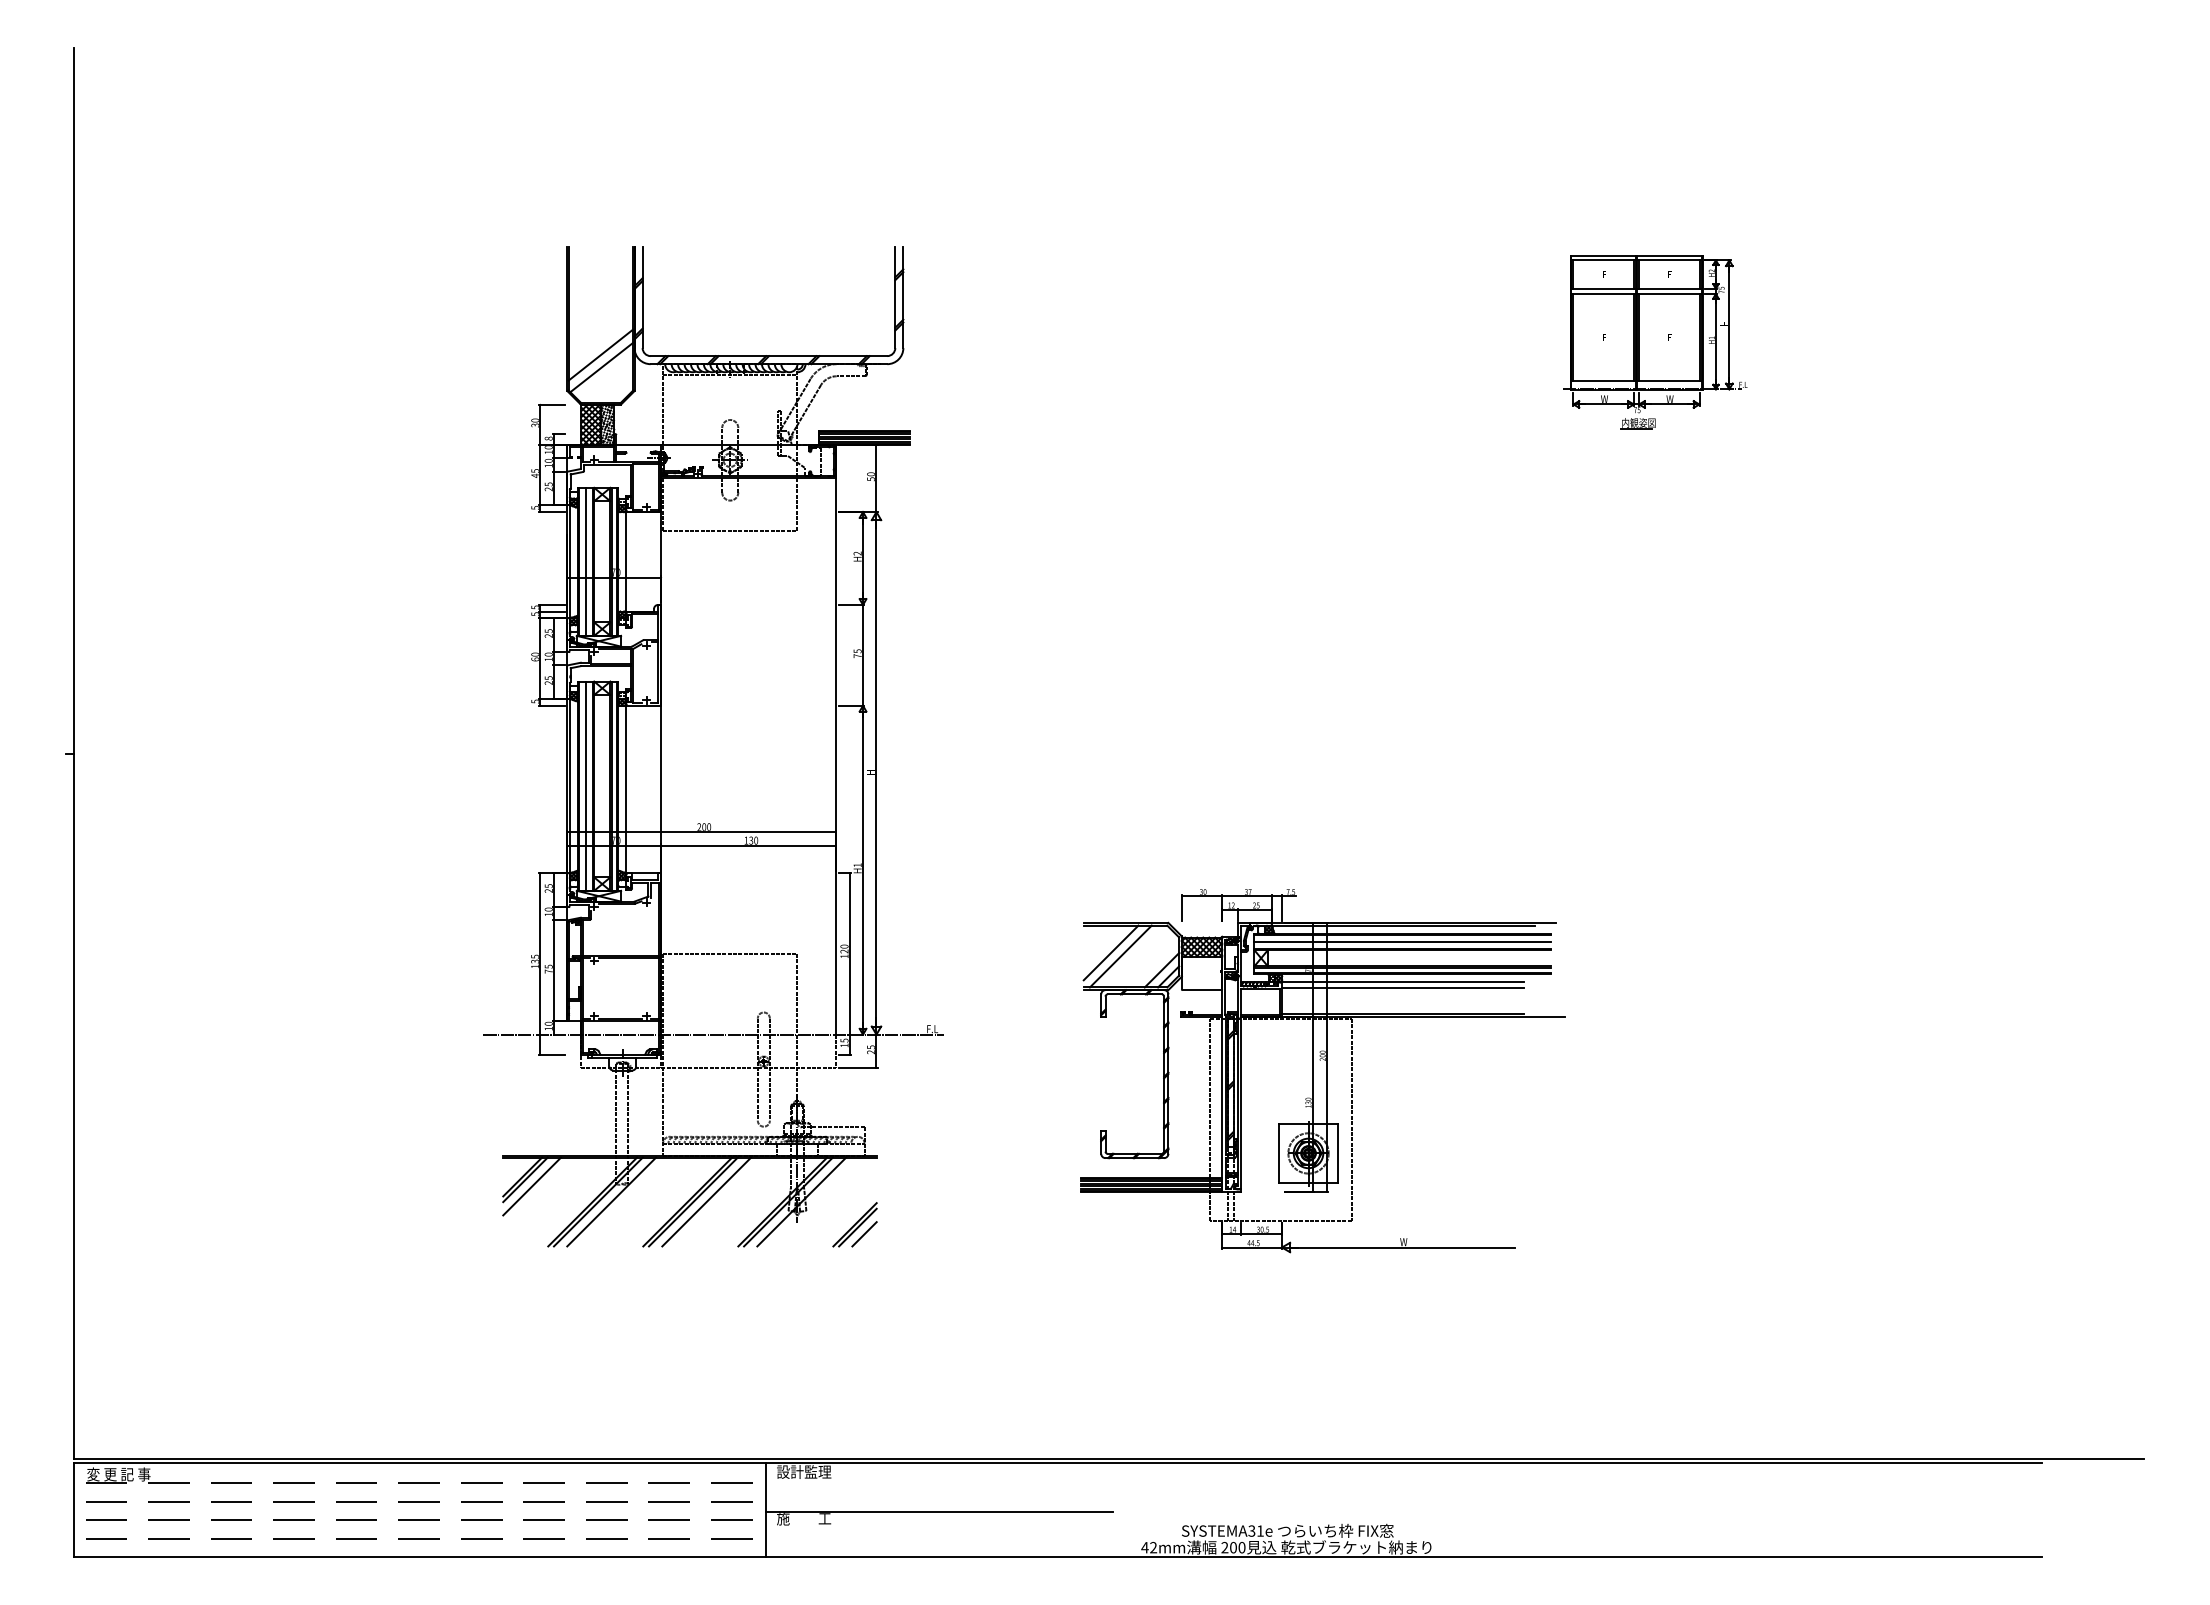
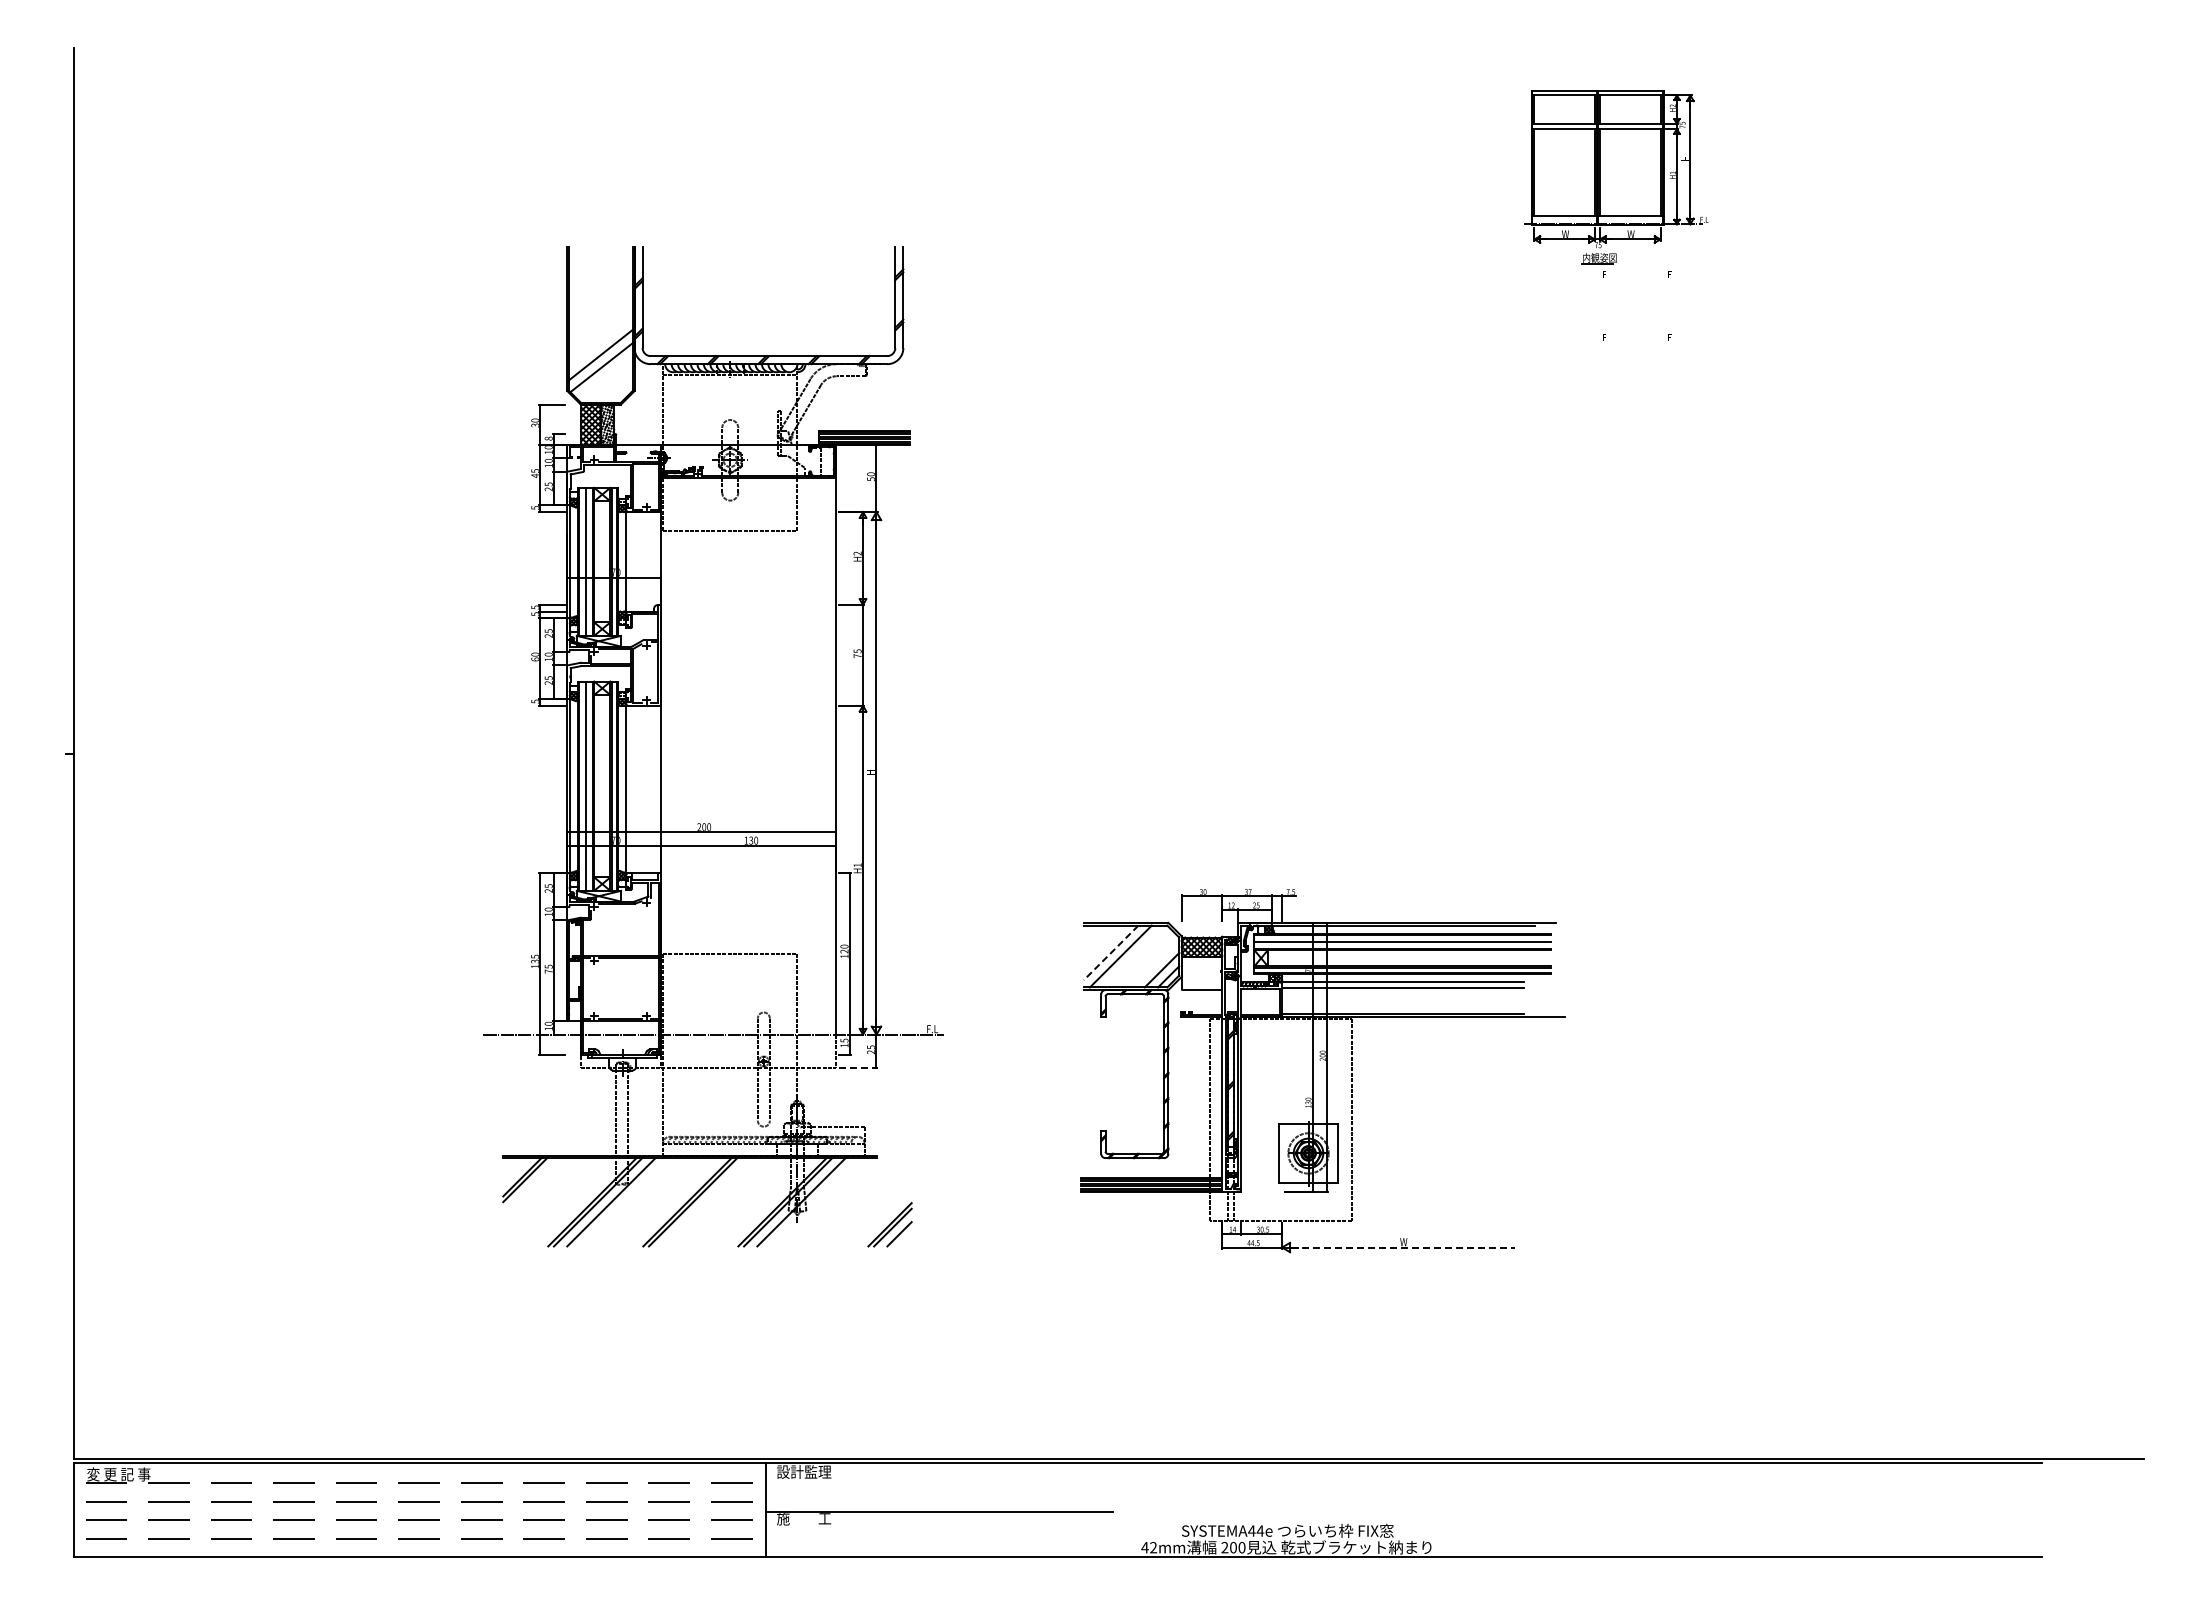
part position: (1655, 342) -> (1616, 177) (1616, 177)
line: solid -> dashed (1111, 952)
line: solid -> dashed (858, 1068)
line: present -> none (532, 1186)
line: present -> none (706, 1201)
part position: (854, 1224) -> (889, 1224) (889, 1224)
line: solid -> dashed (1402, 1247)
text: SYSTEMA31e -> SYSTEMA44e (1256, 1530)
